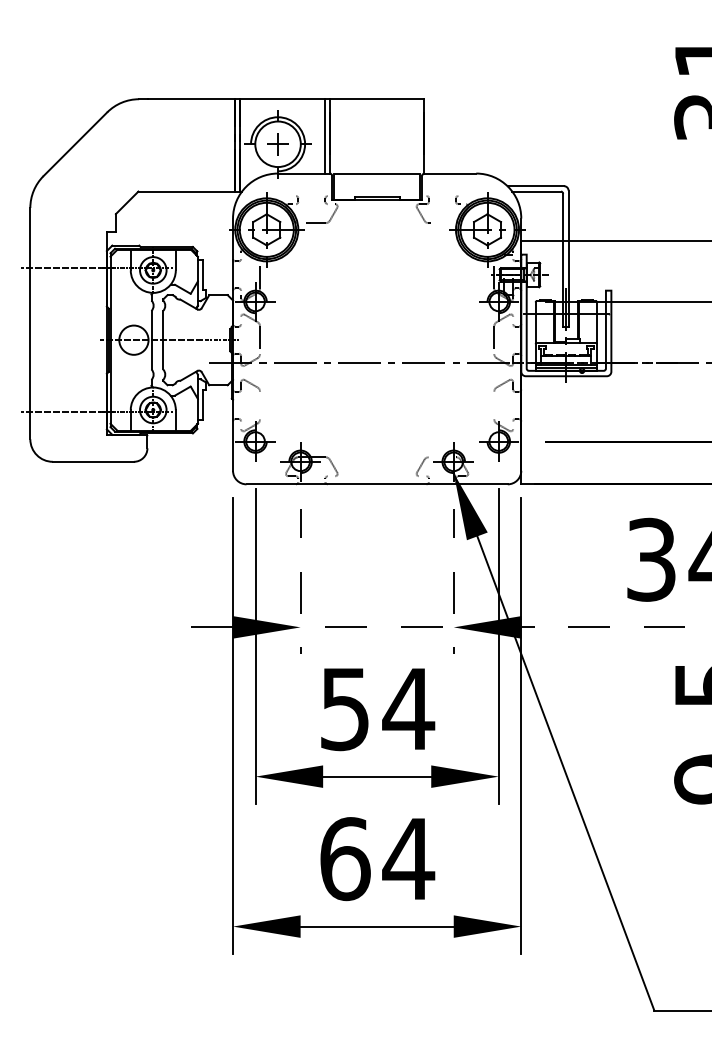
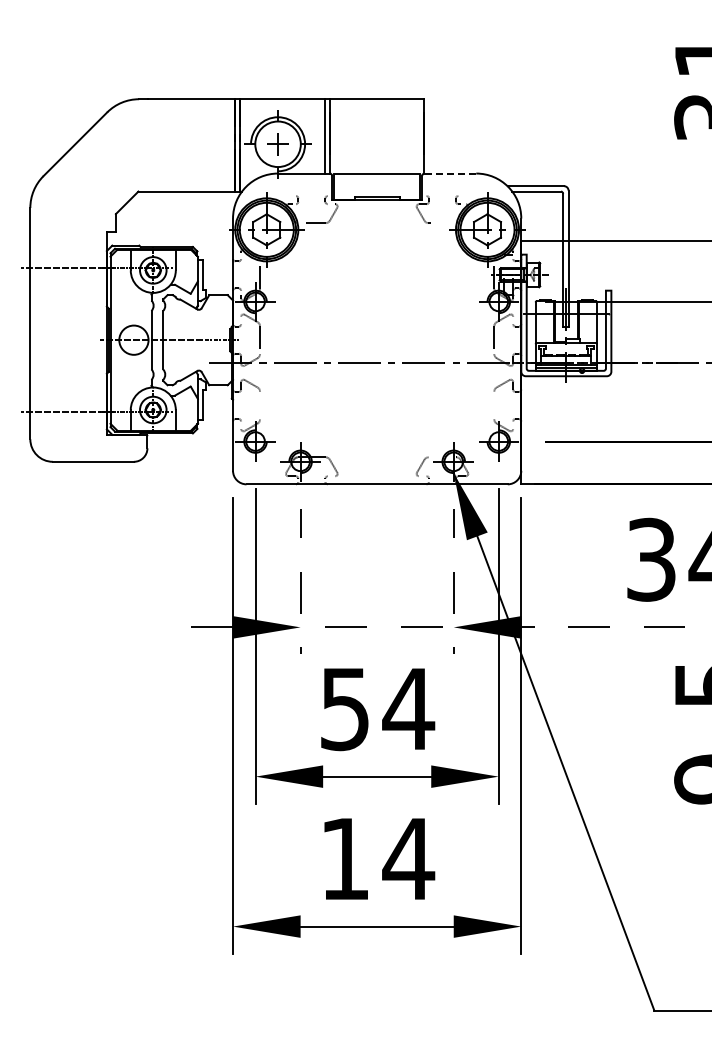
line: solid -> dashed (450, 173)
text: 64 -> 14 (345, 859)
